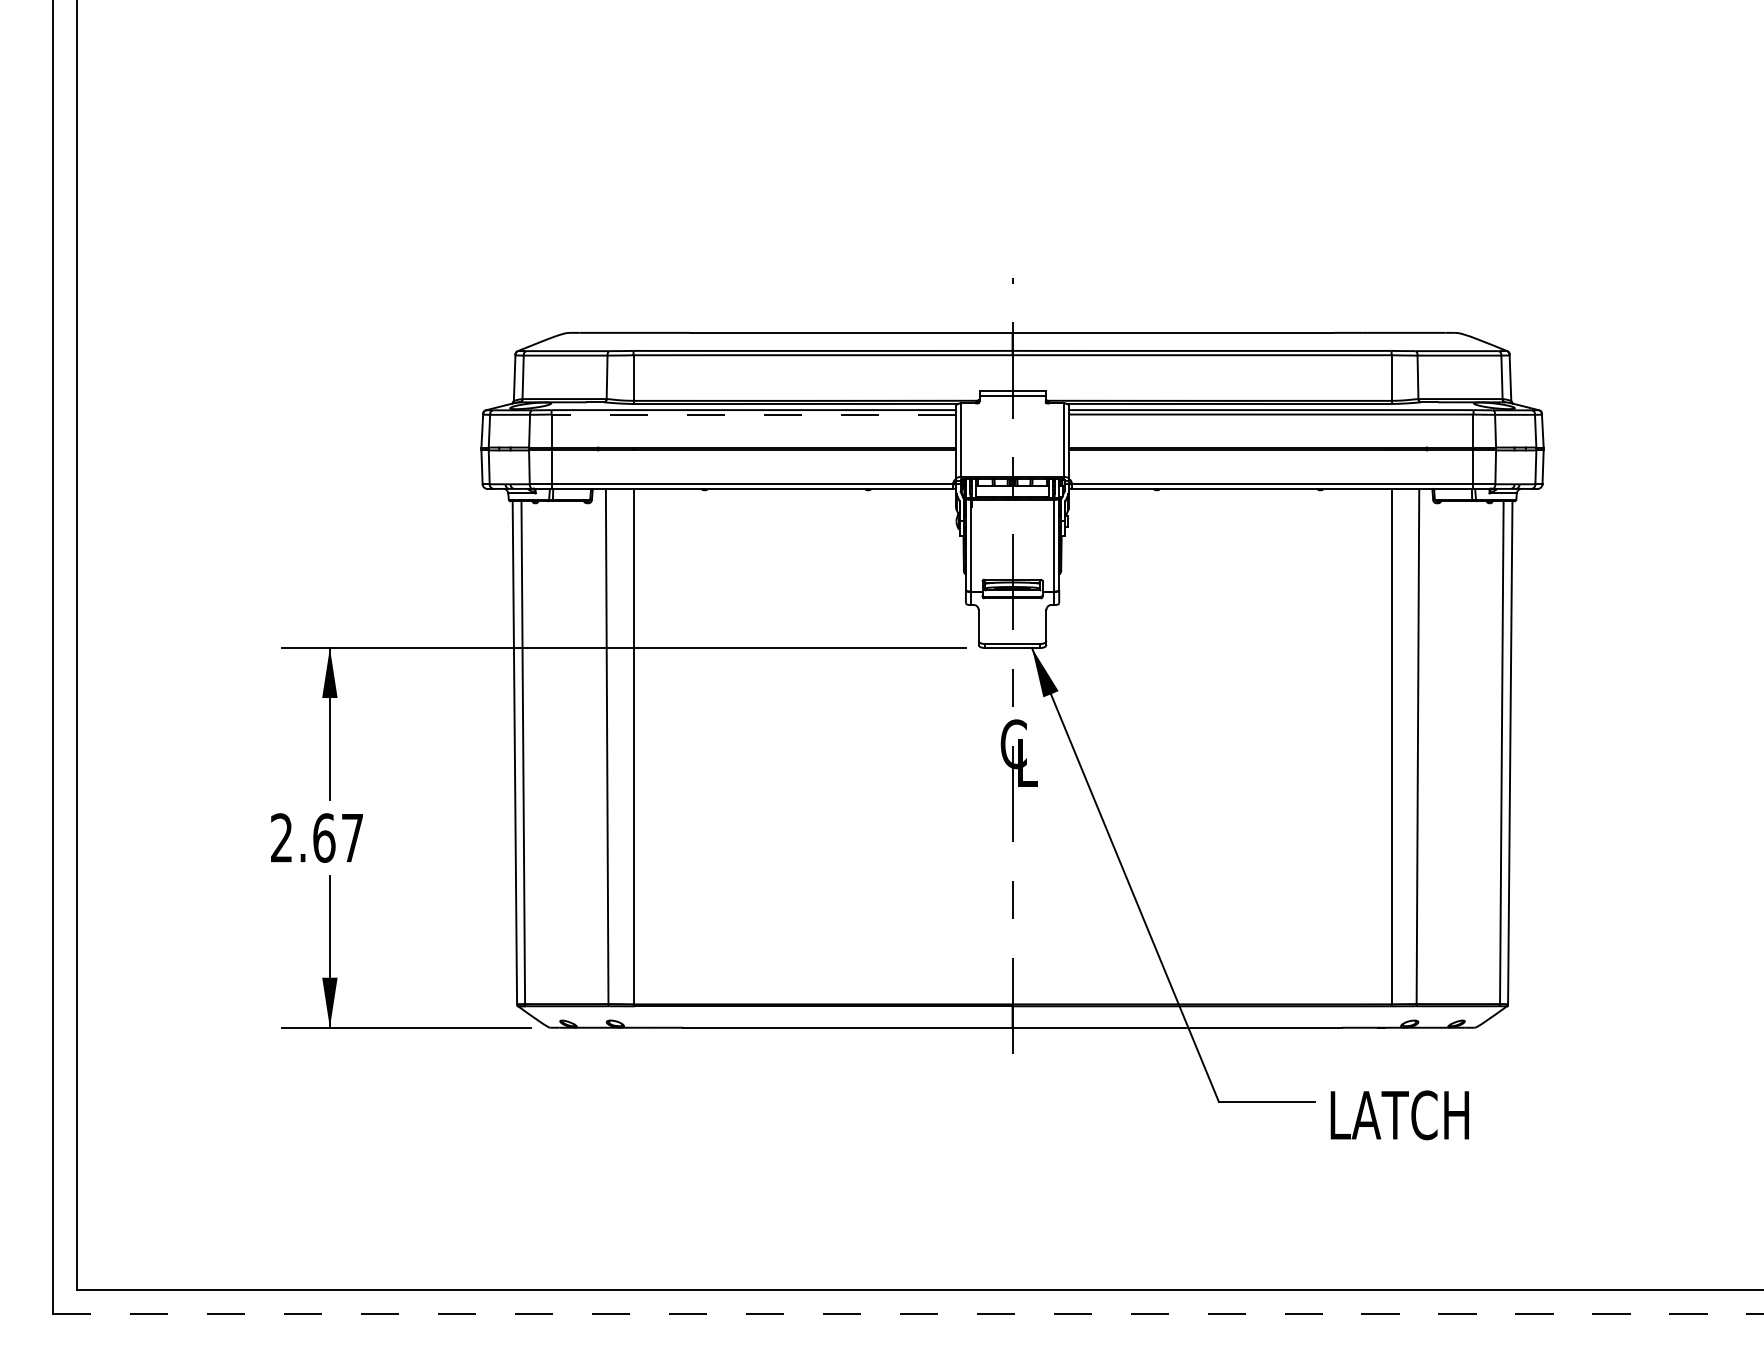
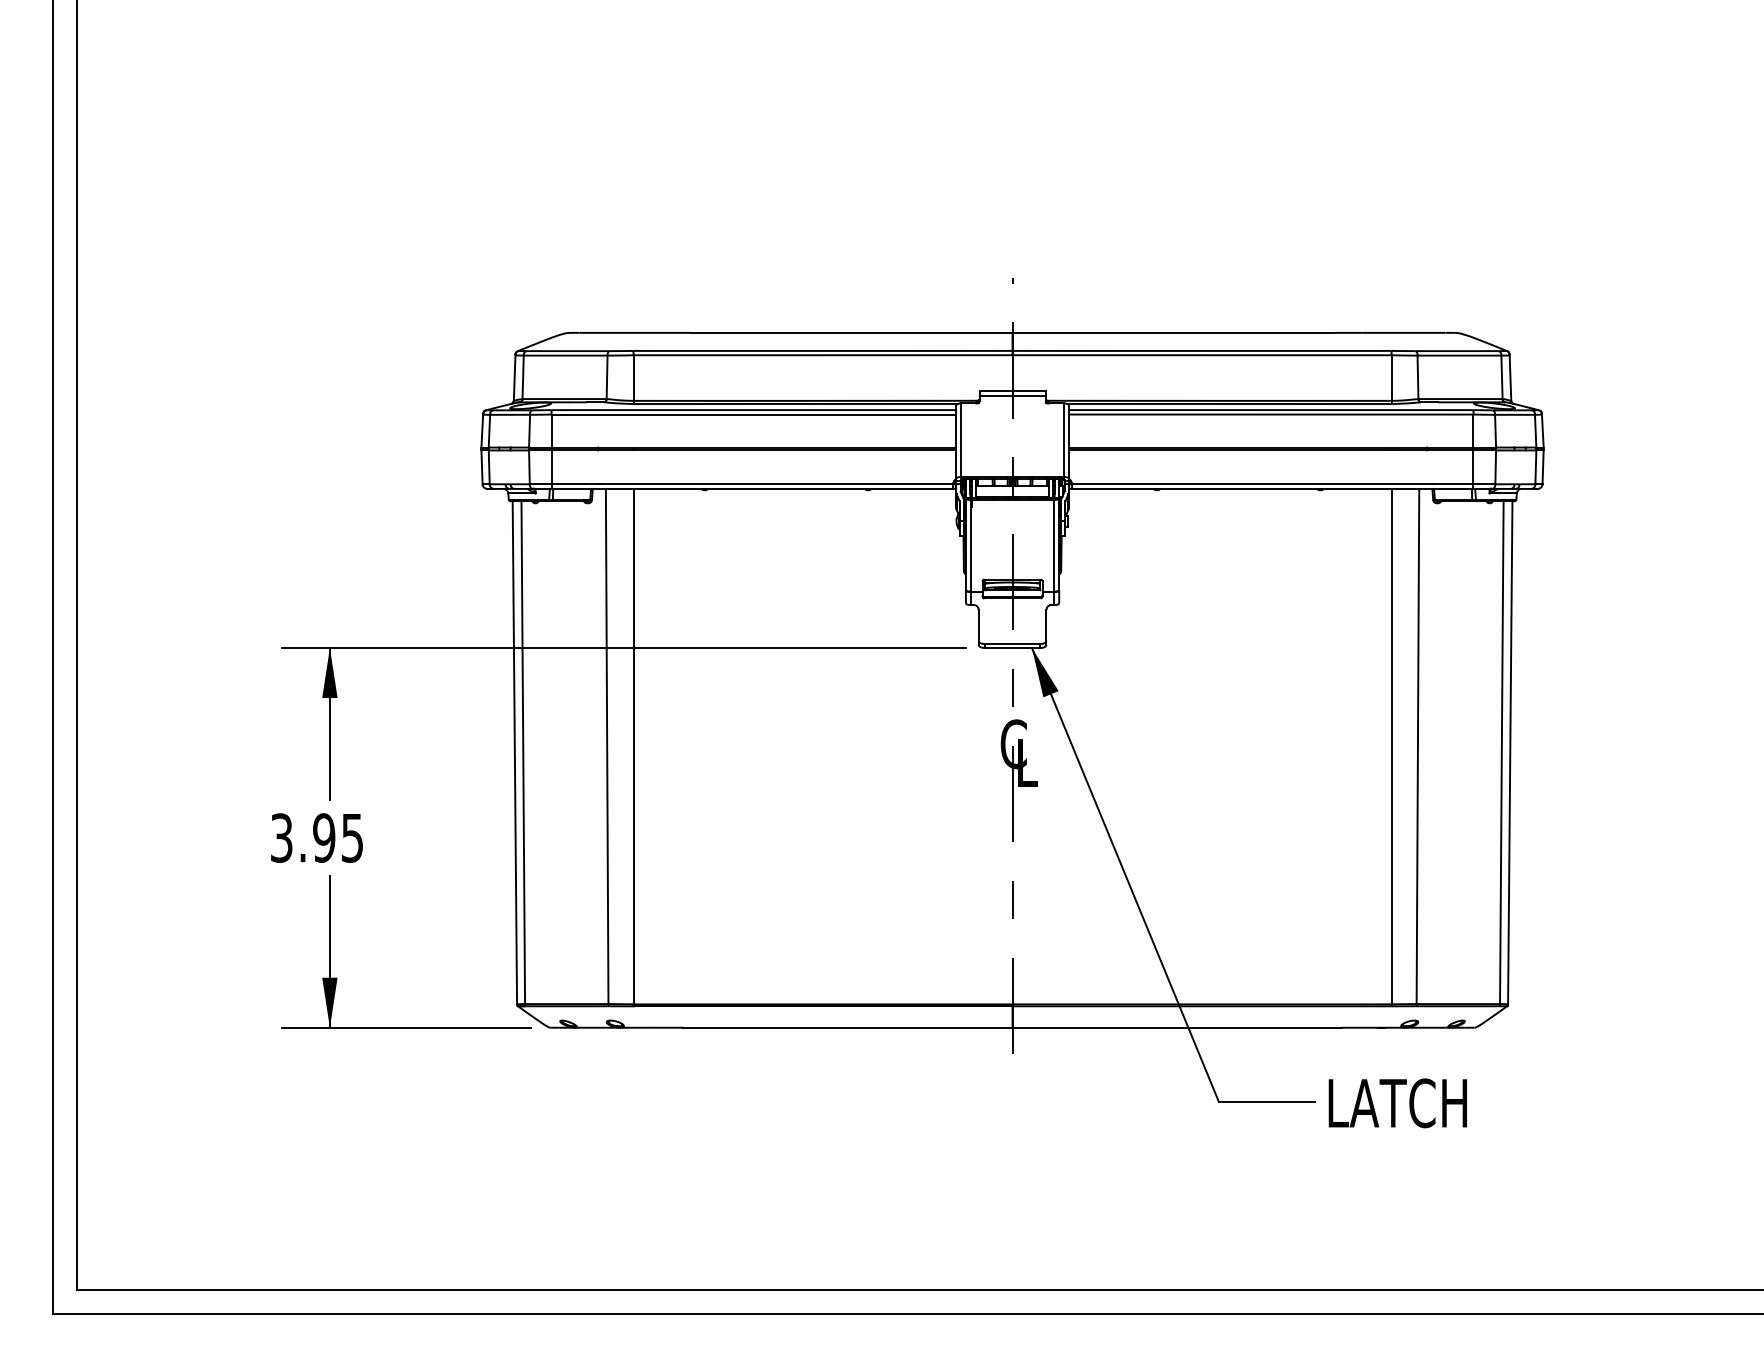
line: dashed -> solid (753, 414)
text: 2.67 -> 3.95 (316, 837)
text position: (1399, 1115) -> (1397, 1103) (1397, 1103)
line: dashed -> solid (908, 1314)
